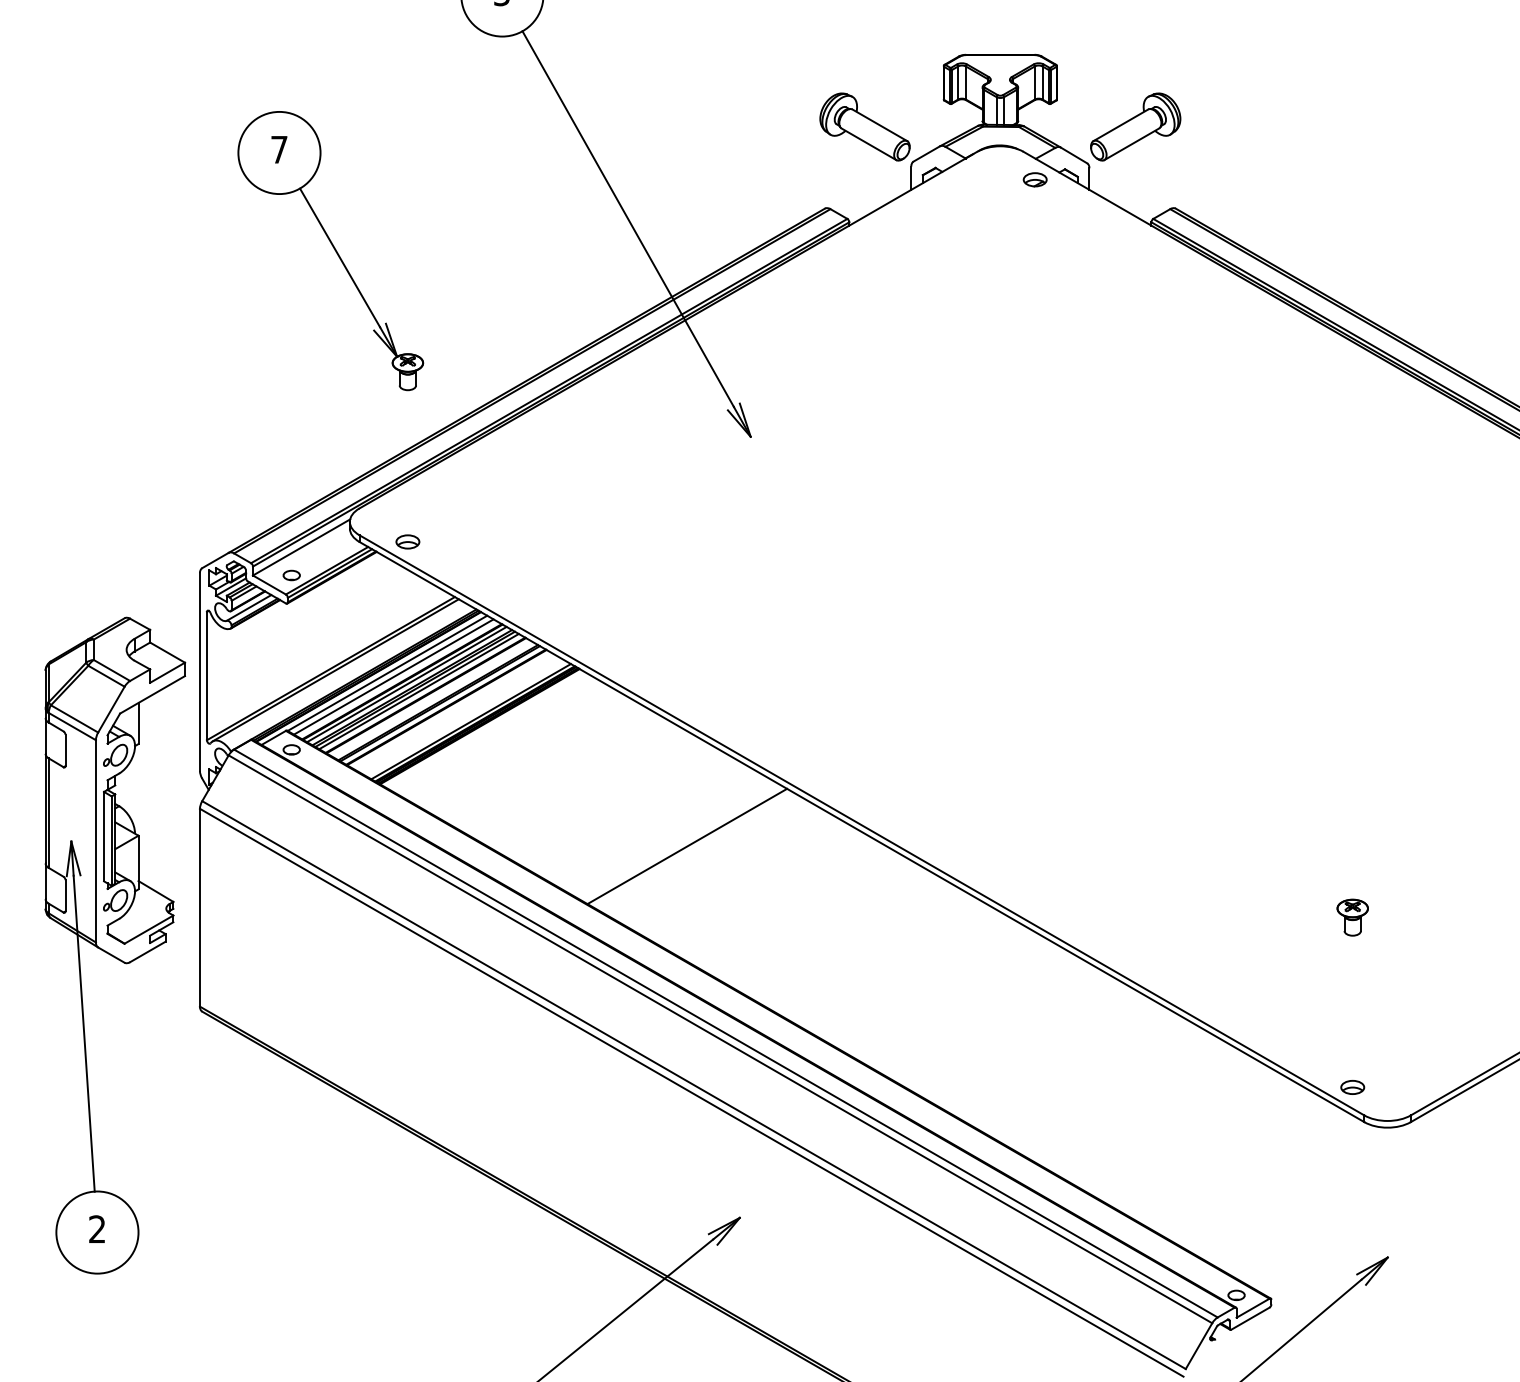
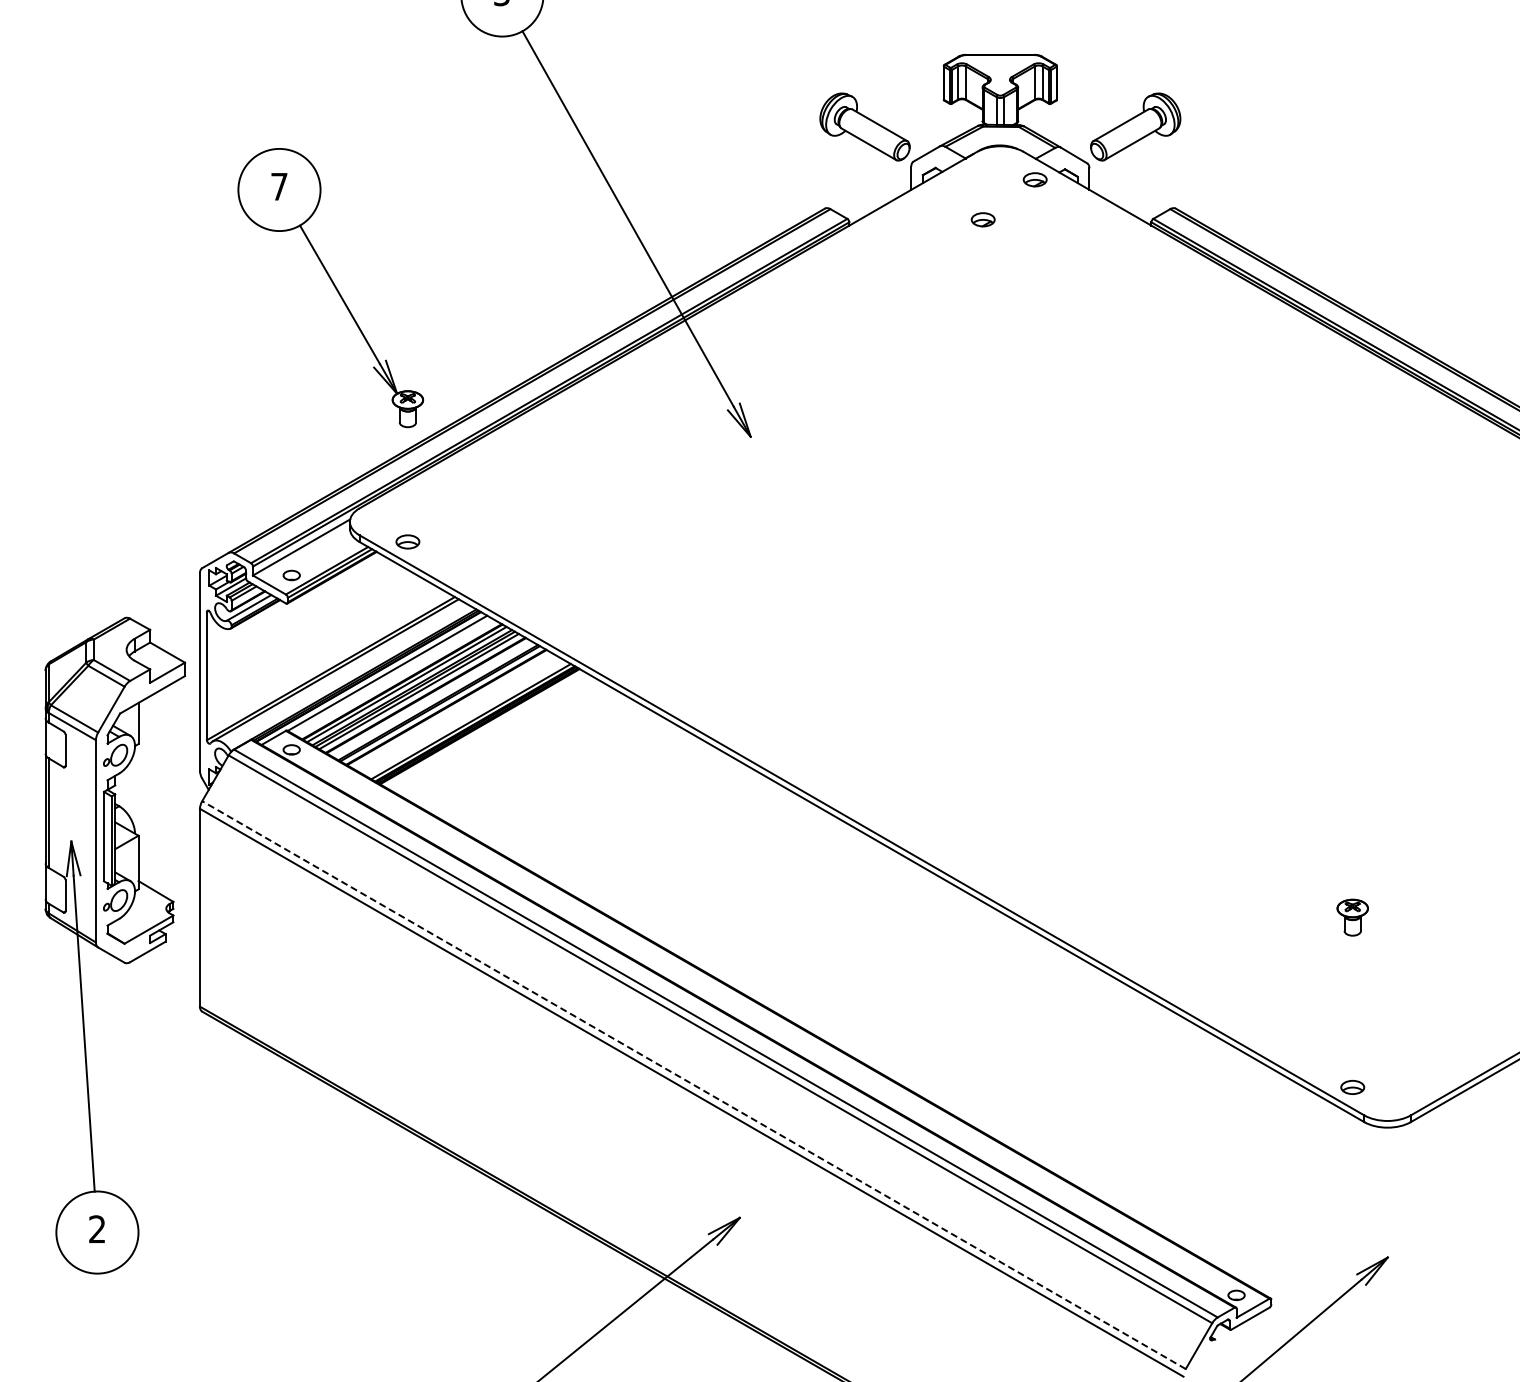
part: none -> present (982, 219)
part position: (330, 251) -> (330, 288) (330, 288)
line: present -> none (393, 676)
line: present -> none (687, 846)
line: solid -> dashed (694, 1085)
